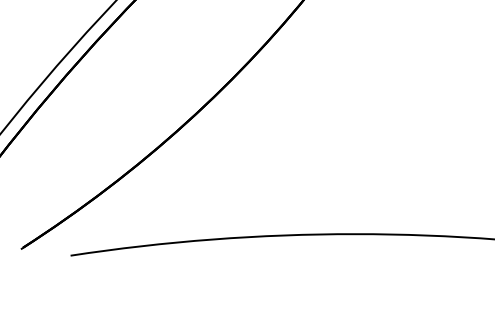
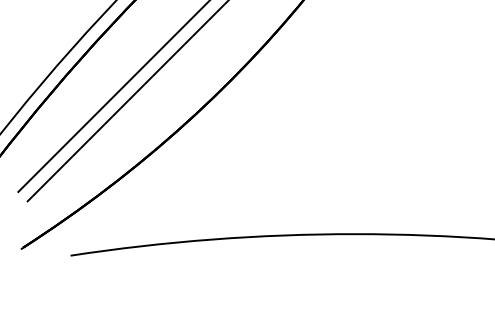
line: none -> present (113, 96)
line: none -> present (126, 101)
